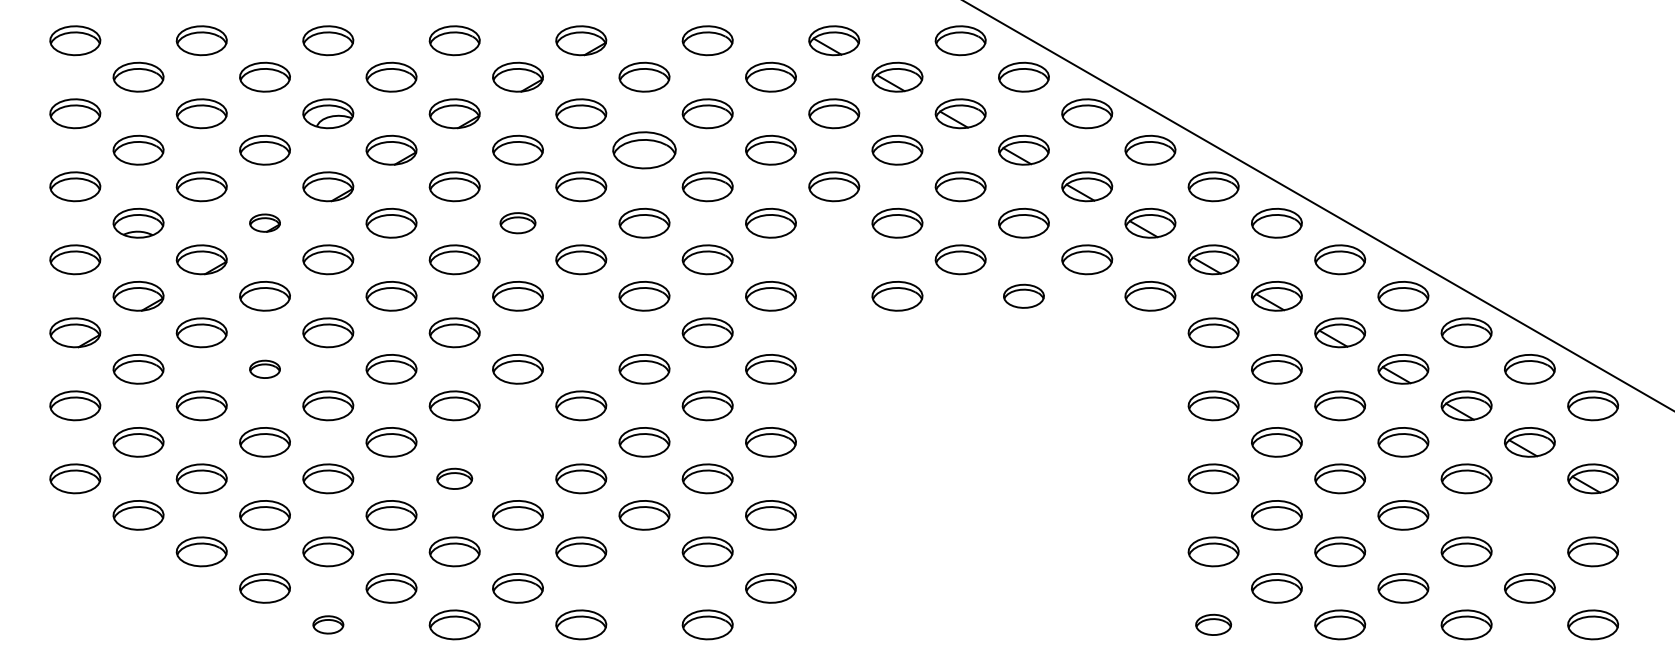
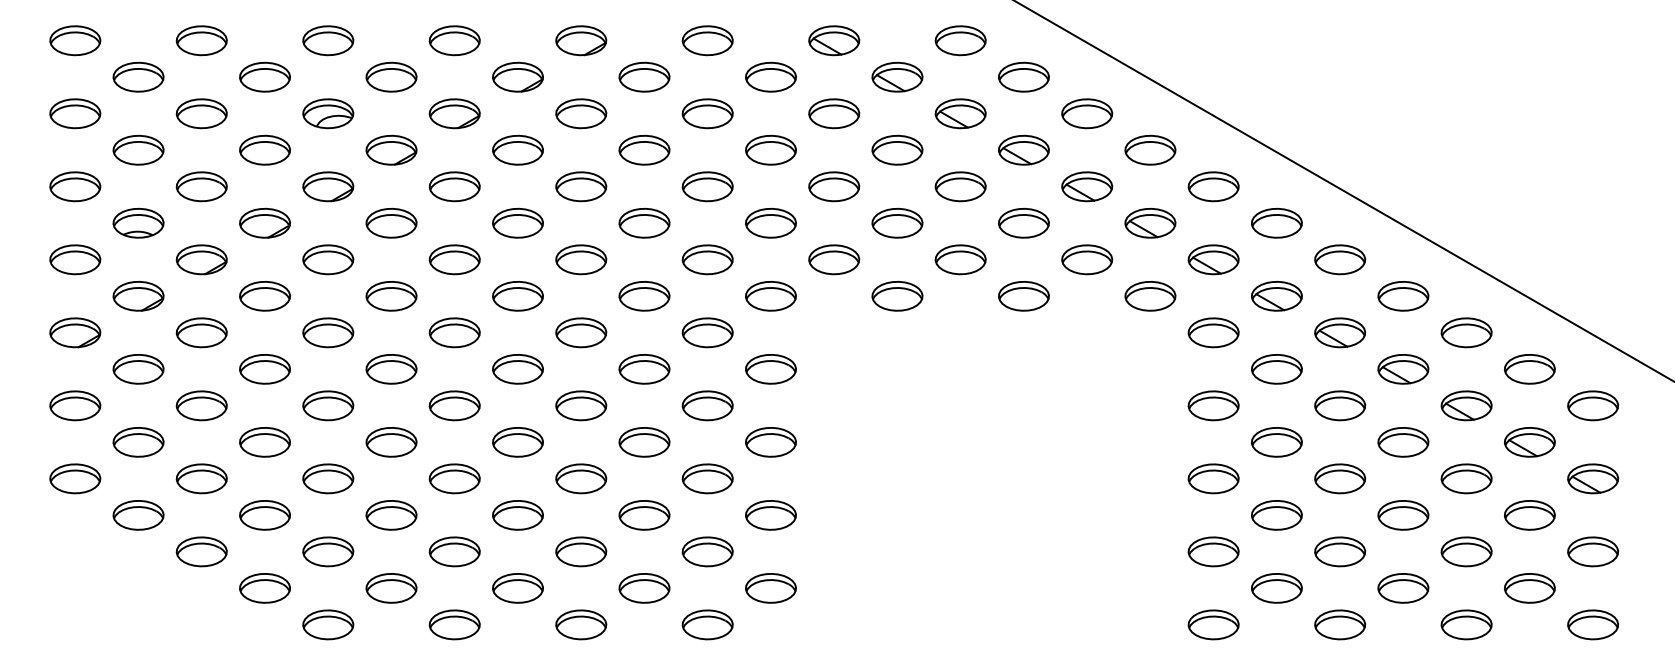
part size: 65x39 px -> 53x32 px (644, 149)
line position: (1318, 205) -> (1343, 191) (1343, 191)
part size: 32x20 px -> 52x32 px (264, 222)
part size: 38x23 px -> 52x32 px (517, 222)
part: none -> present (834, 259)
part size: 42x26 px -> 52x31 px (1023, 296)
part: none -> present (581, 332)
part size: 32x20 px -> 52x31 px (264, 369)
part: none -> present (517, 442)
part size: 38x23 px -> 53x32 px (454, 478)
part: none -> present (1529, 515)
part: none -> present (644, 588)
part size: 33x20 px -> 53x32 px (328, 624)
part size: 38x23 px -> 53x32 px (1213, 624)
